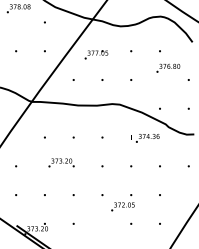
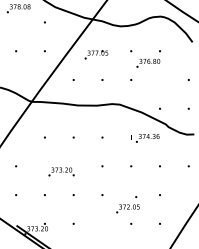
text position: (168, 67) -> (148, 62) (148, 62)
text position: (61, 162) -> (61, 171) (61, 171)
text position: (122, 202) -> (127, 204) (127, 204)
